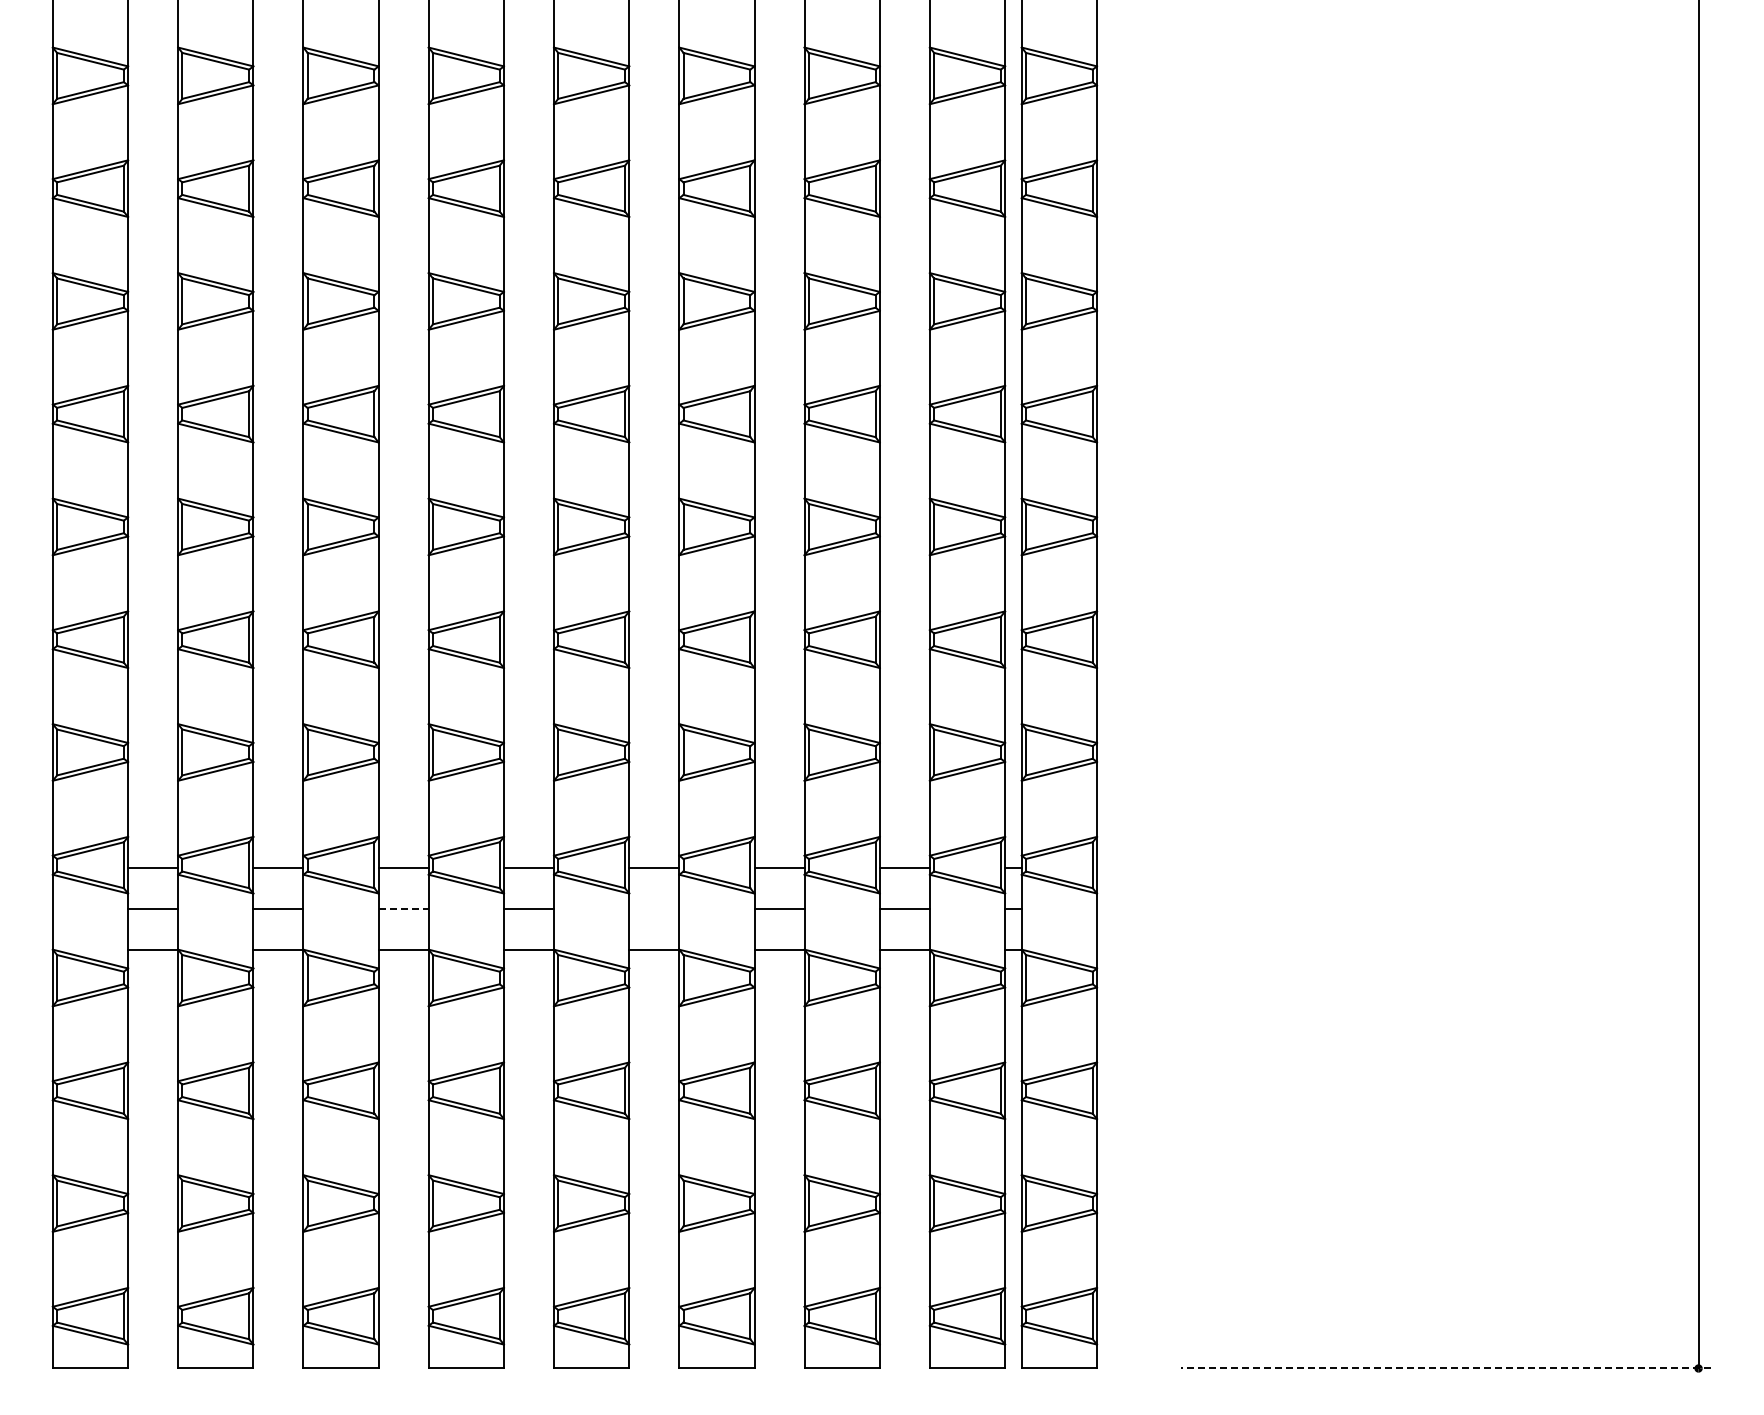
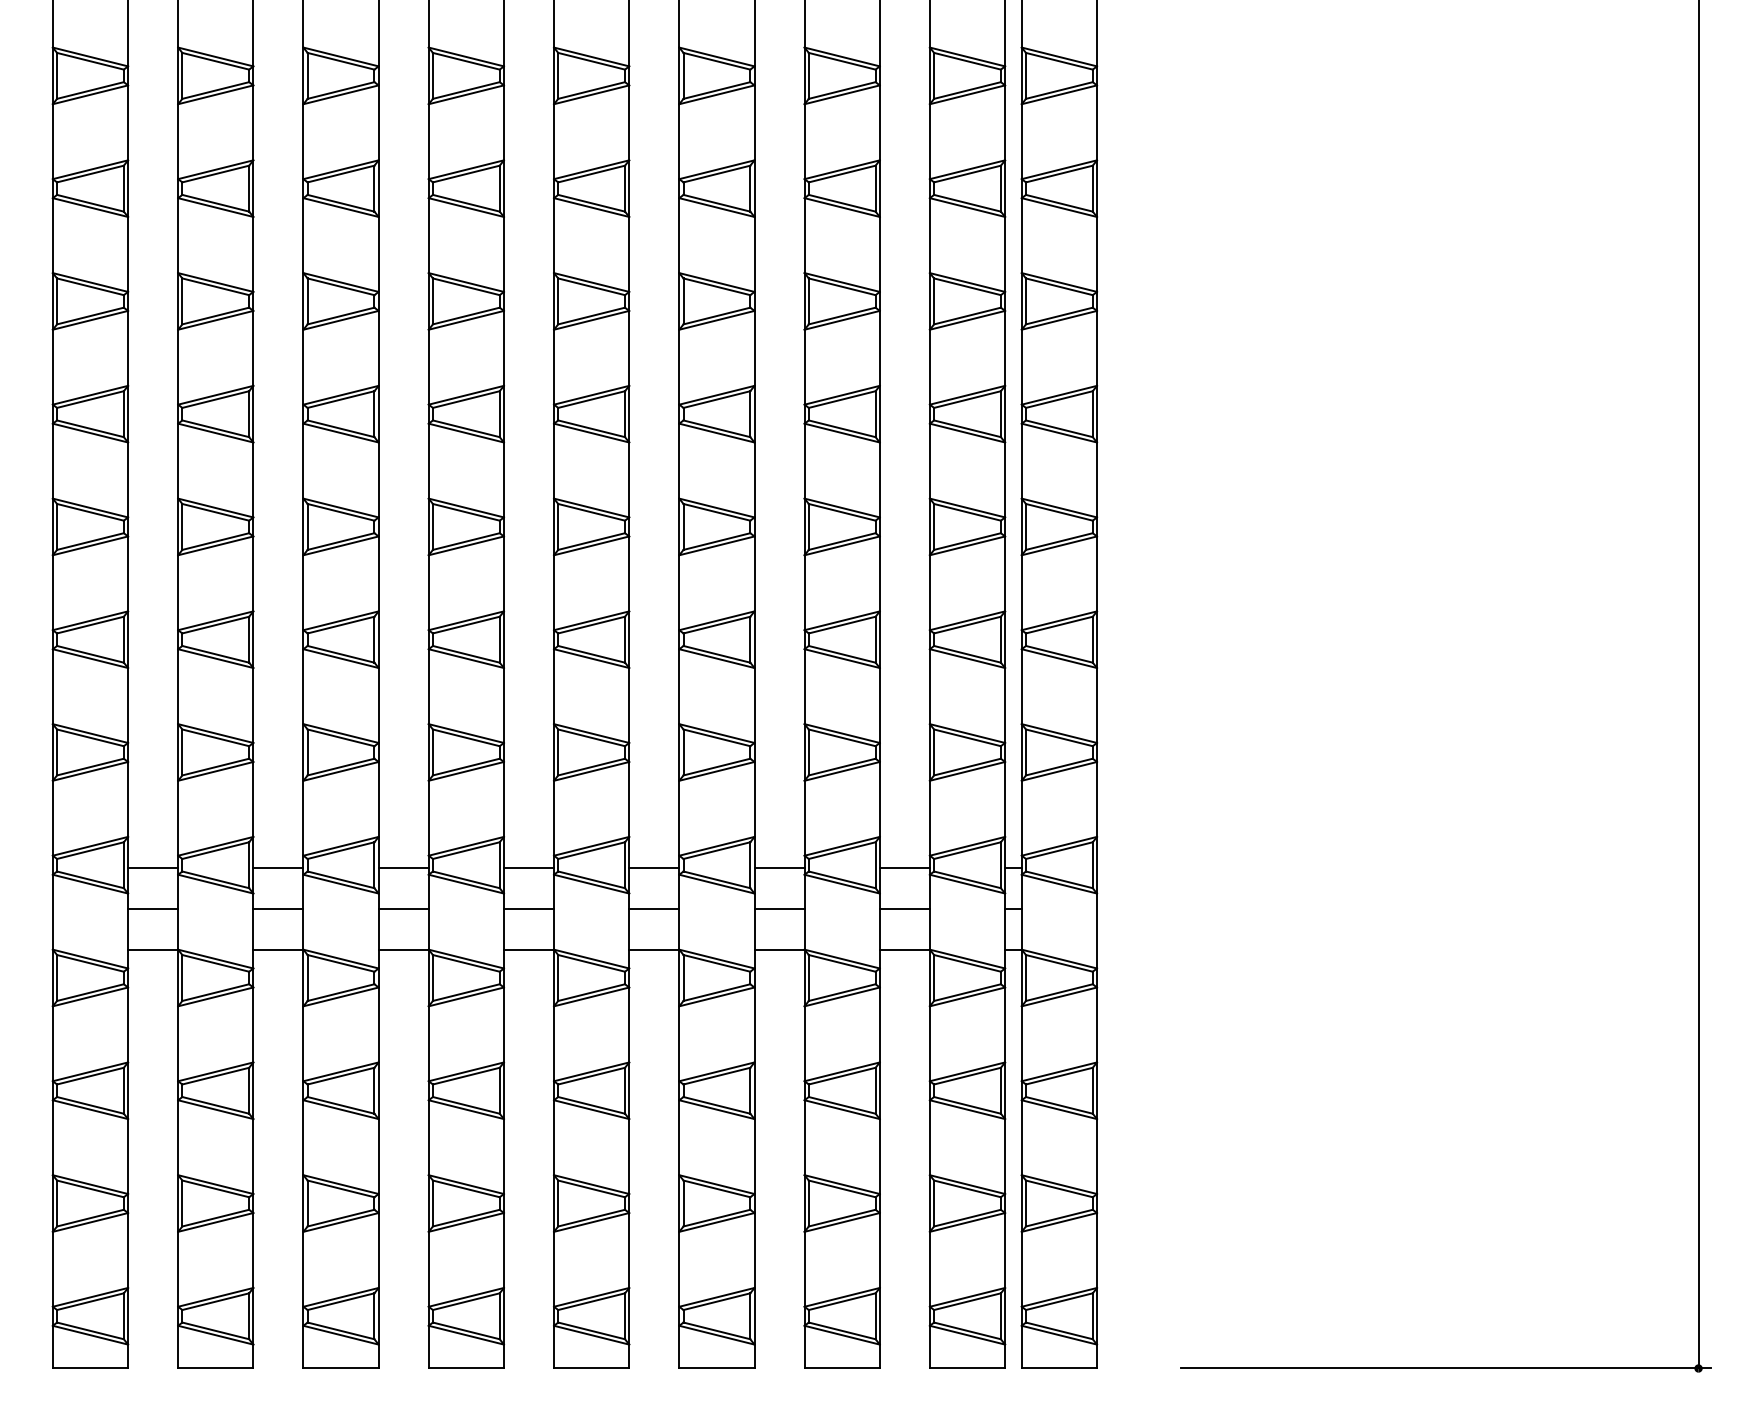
line: dashed -> solid (404, 909)
line: none -> present (654, 909)
line: dashed -> solid (1445, 1368)
